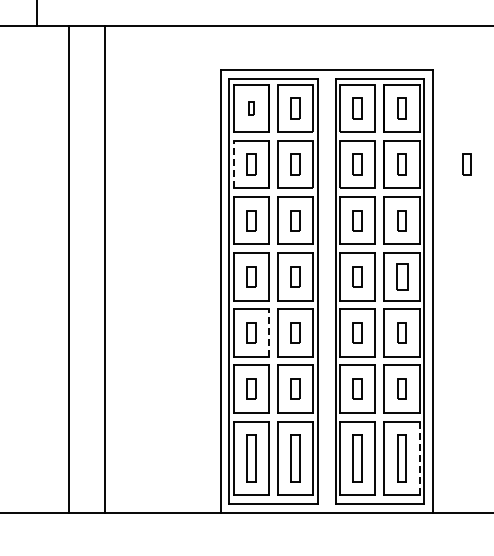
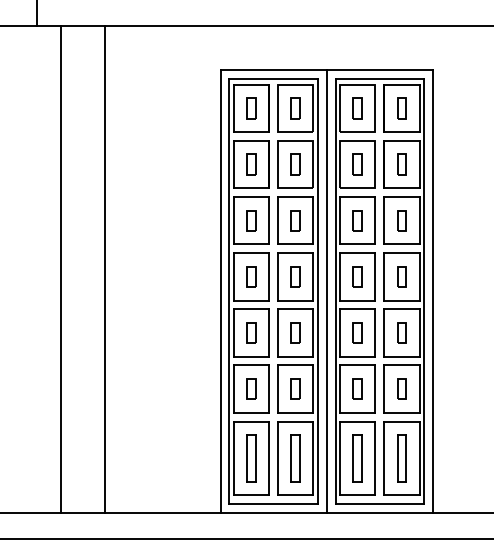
part size: 7x15 px -> 11x23 px (251, 108)
line: dashed -> solid (233, 164)
part: present -> none (466, 164)
line position: (69, 268) -> (61, 268) (61, 268)
part size: 13x28 px -> 10x22 px (401, 276)
line: none -> present (326, 291)
line: dashed -> solid (269, 333)
line: dashed -> solid (419, 458)
line: none -> present (246, 539)
